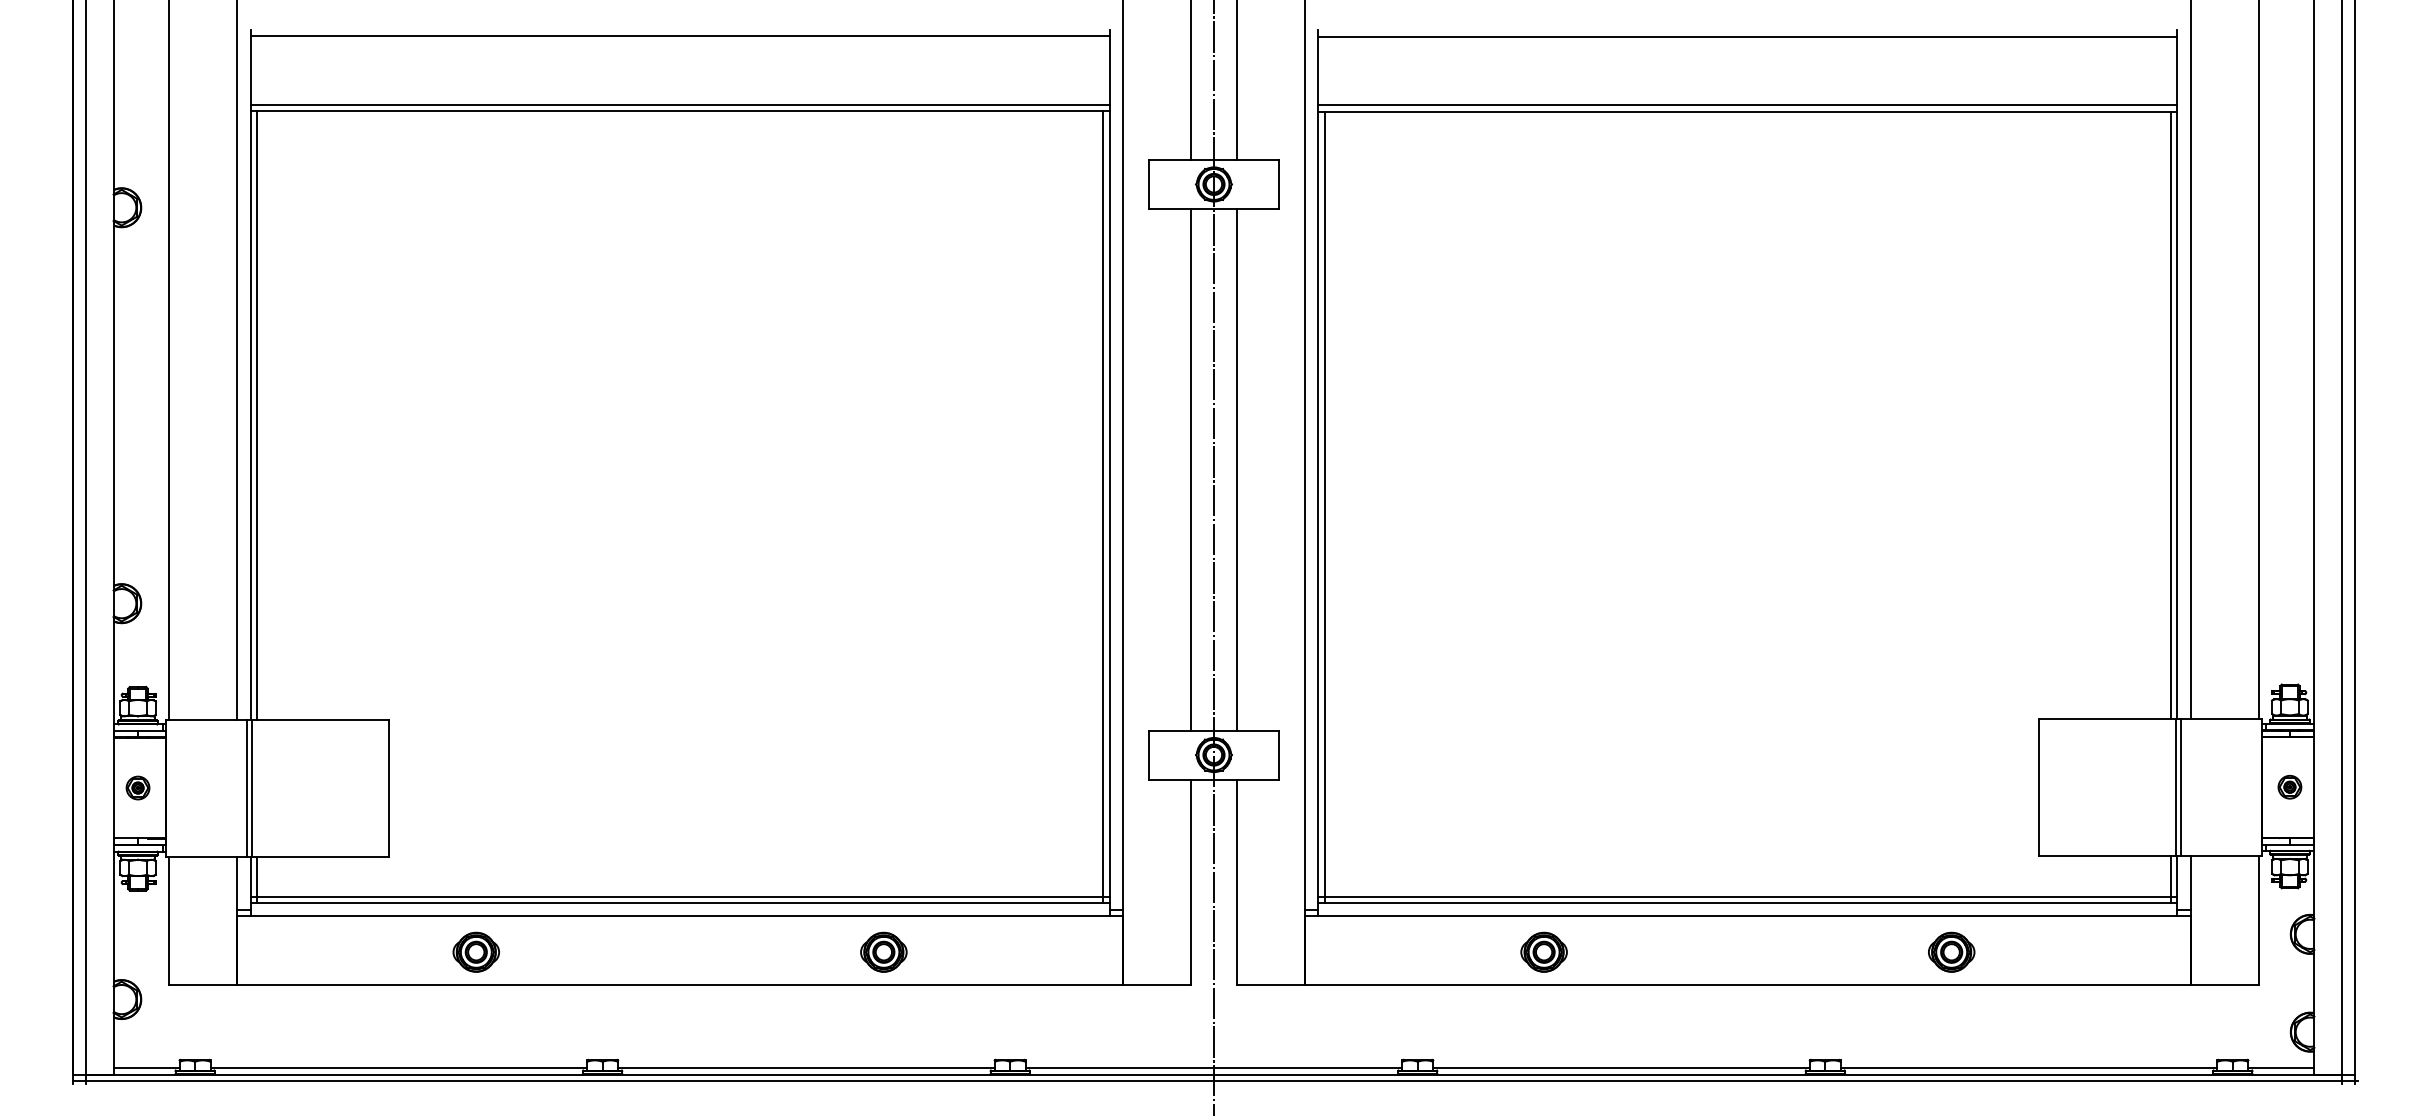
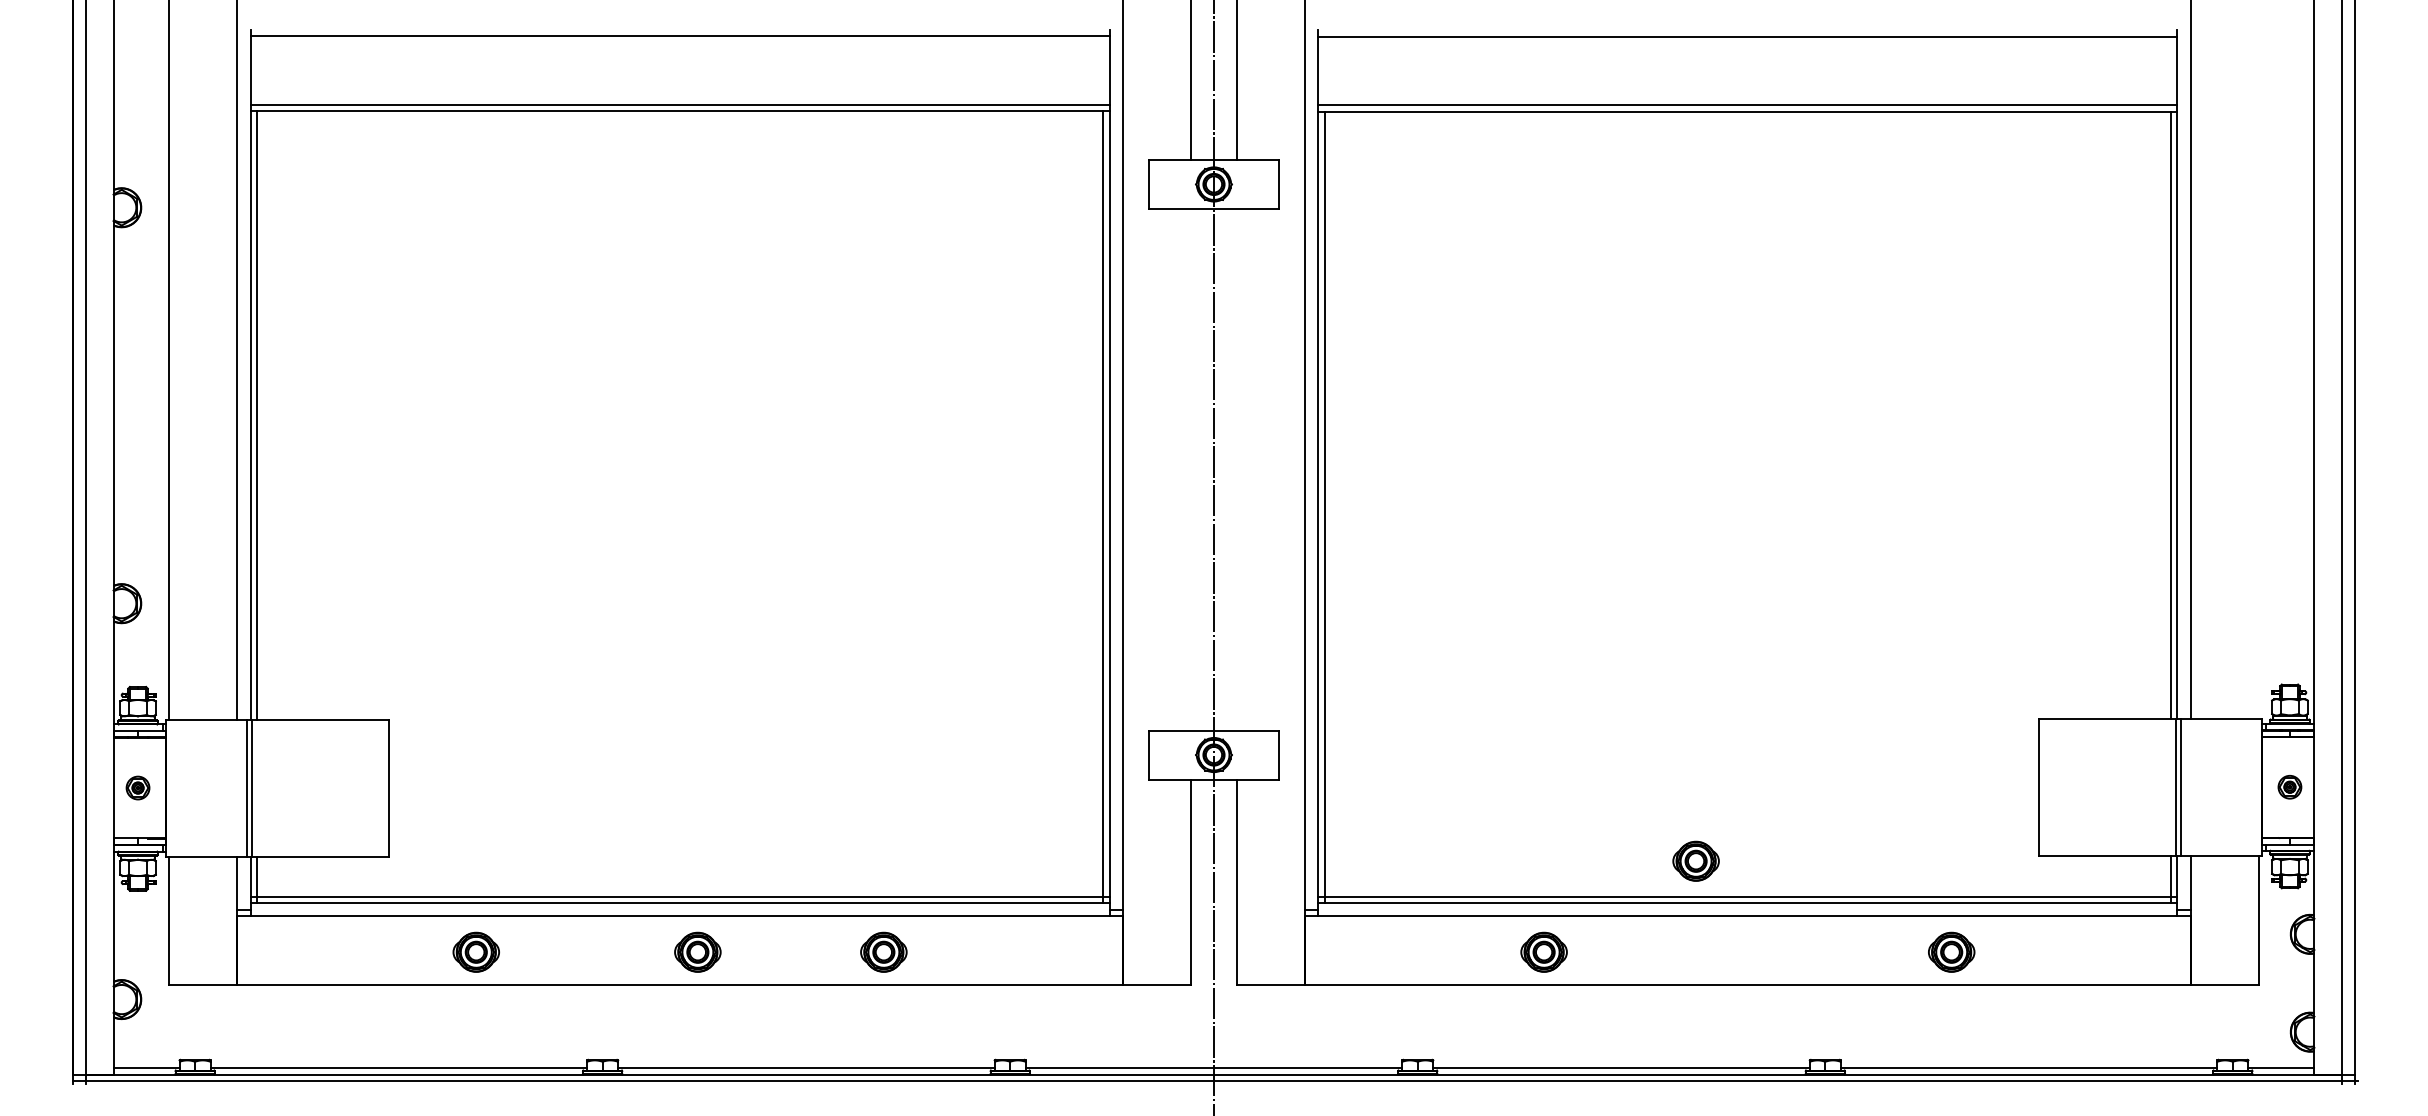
line: present -> none (2258, 360)
line: present -> none (1191, 469)
line: present -> none (1236, 469)
part: none -> present (1695, 860)
part: none -> present (697, 951)
